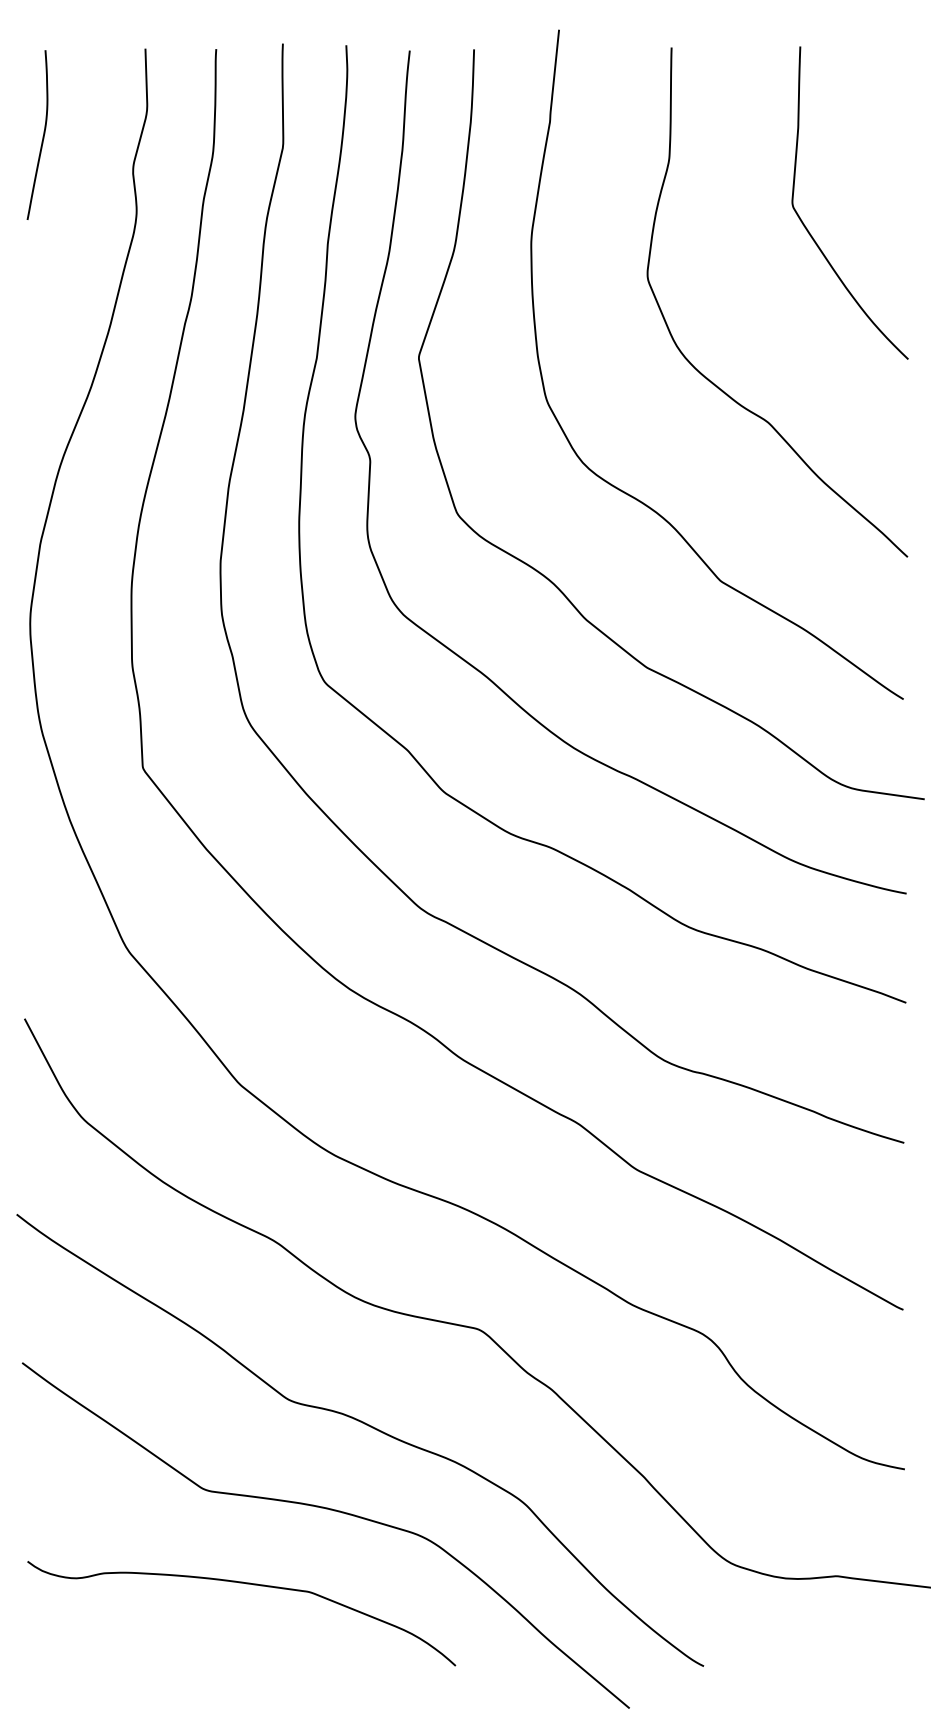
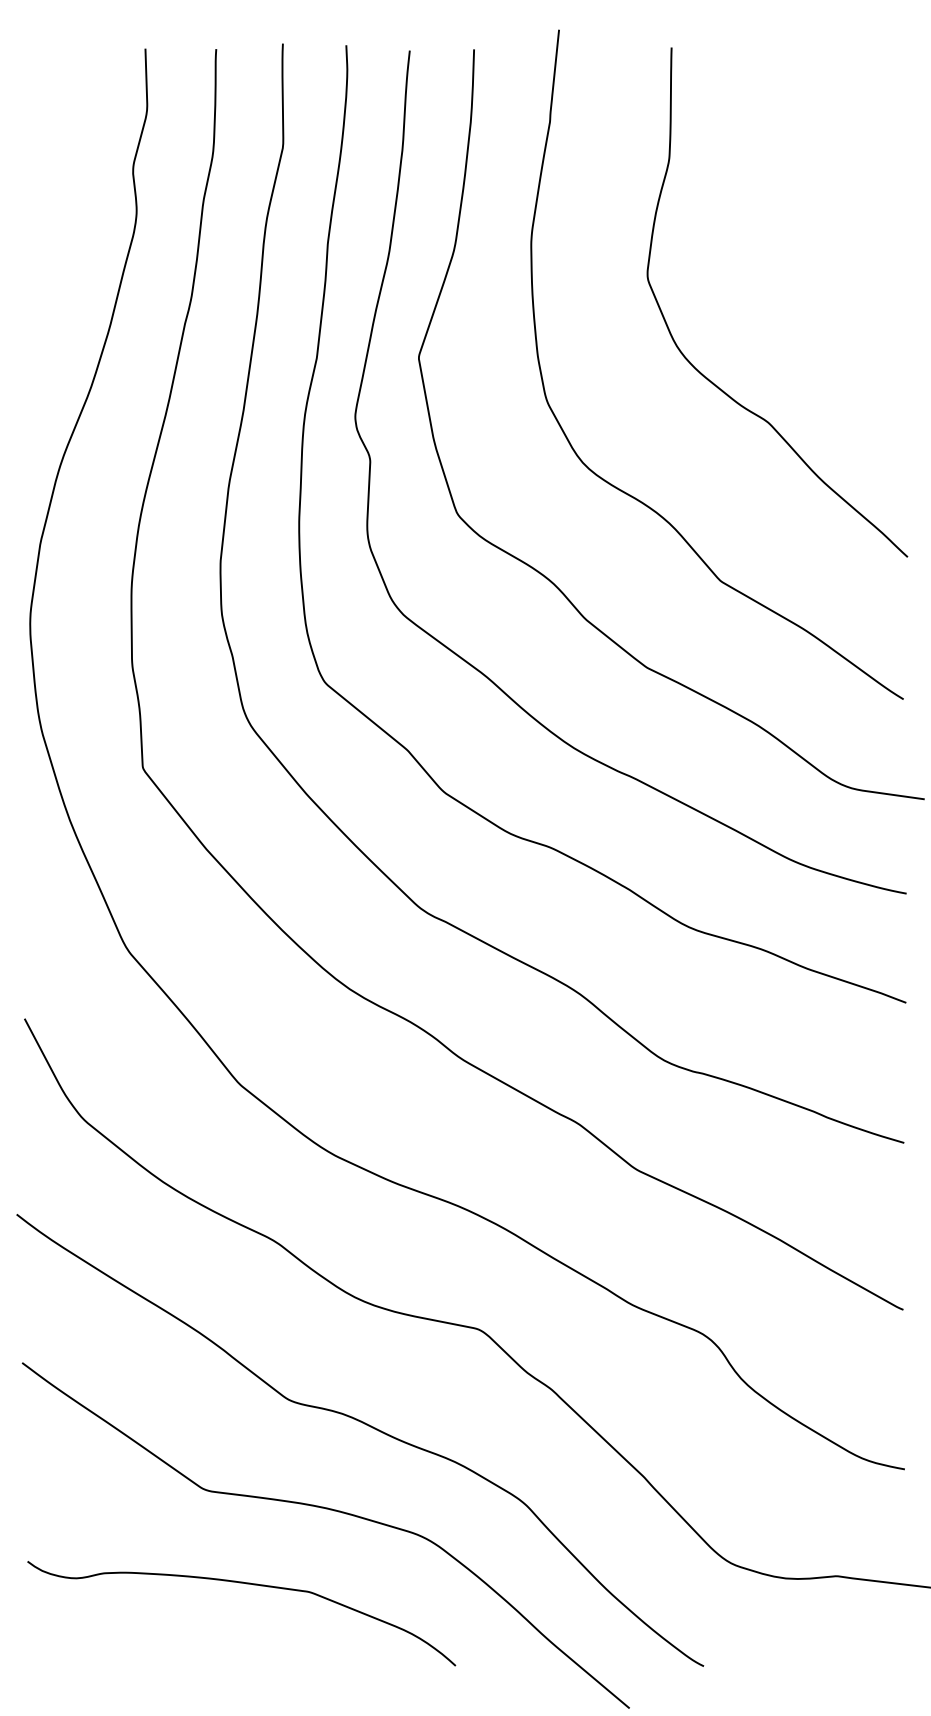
curve: present -> none (42, 136)
curve: present -> none (807, 228)
